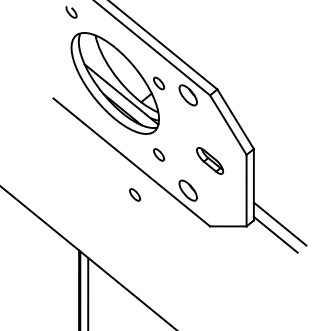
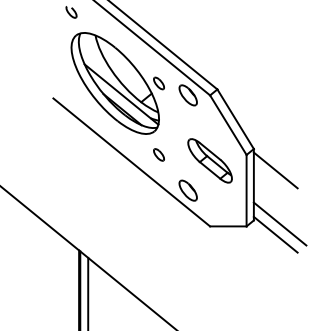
part size: 28x28 px -> 46x46 px (209, 160)
line: none -> present (275, 170)
part: present -> none (134, 194)
